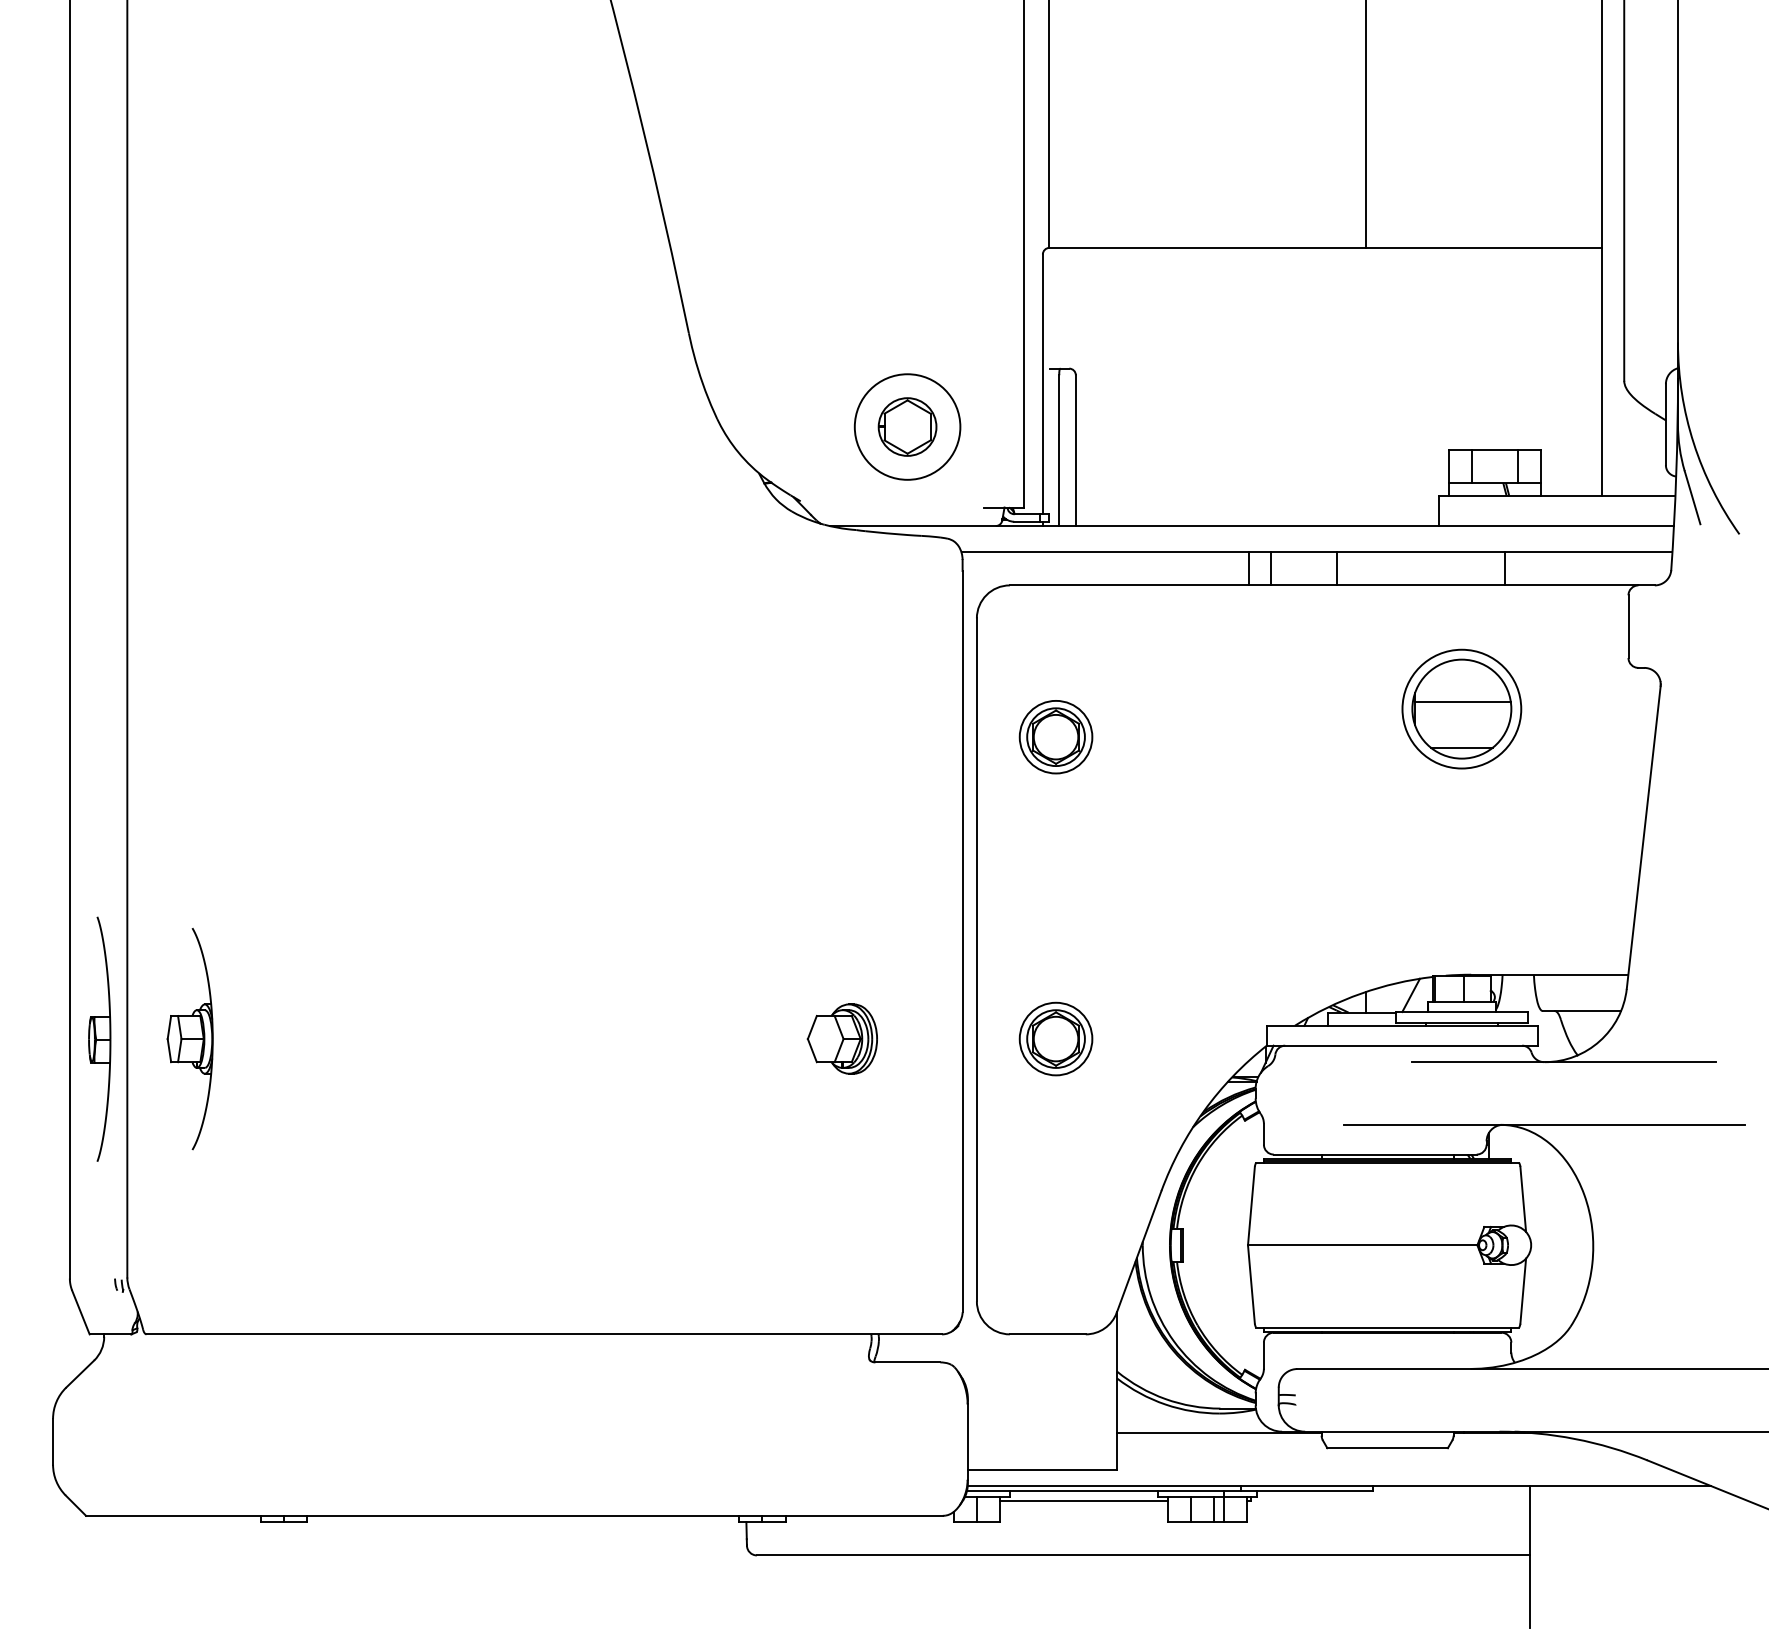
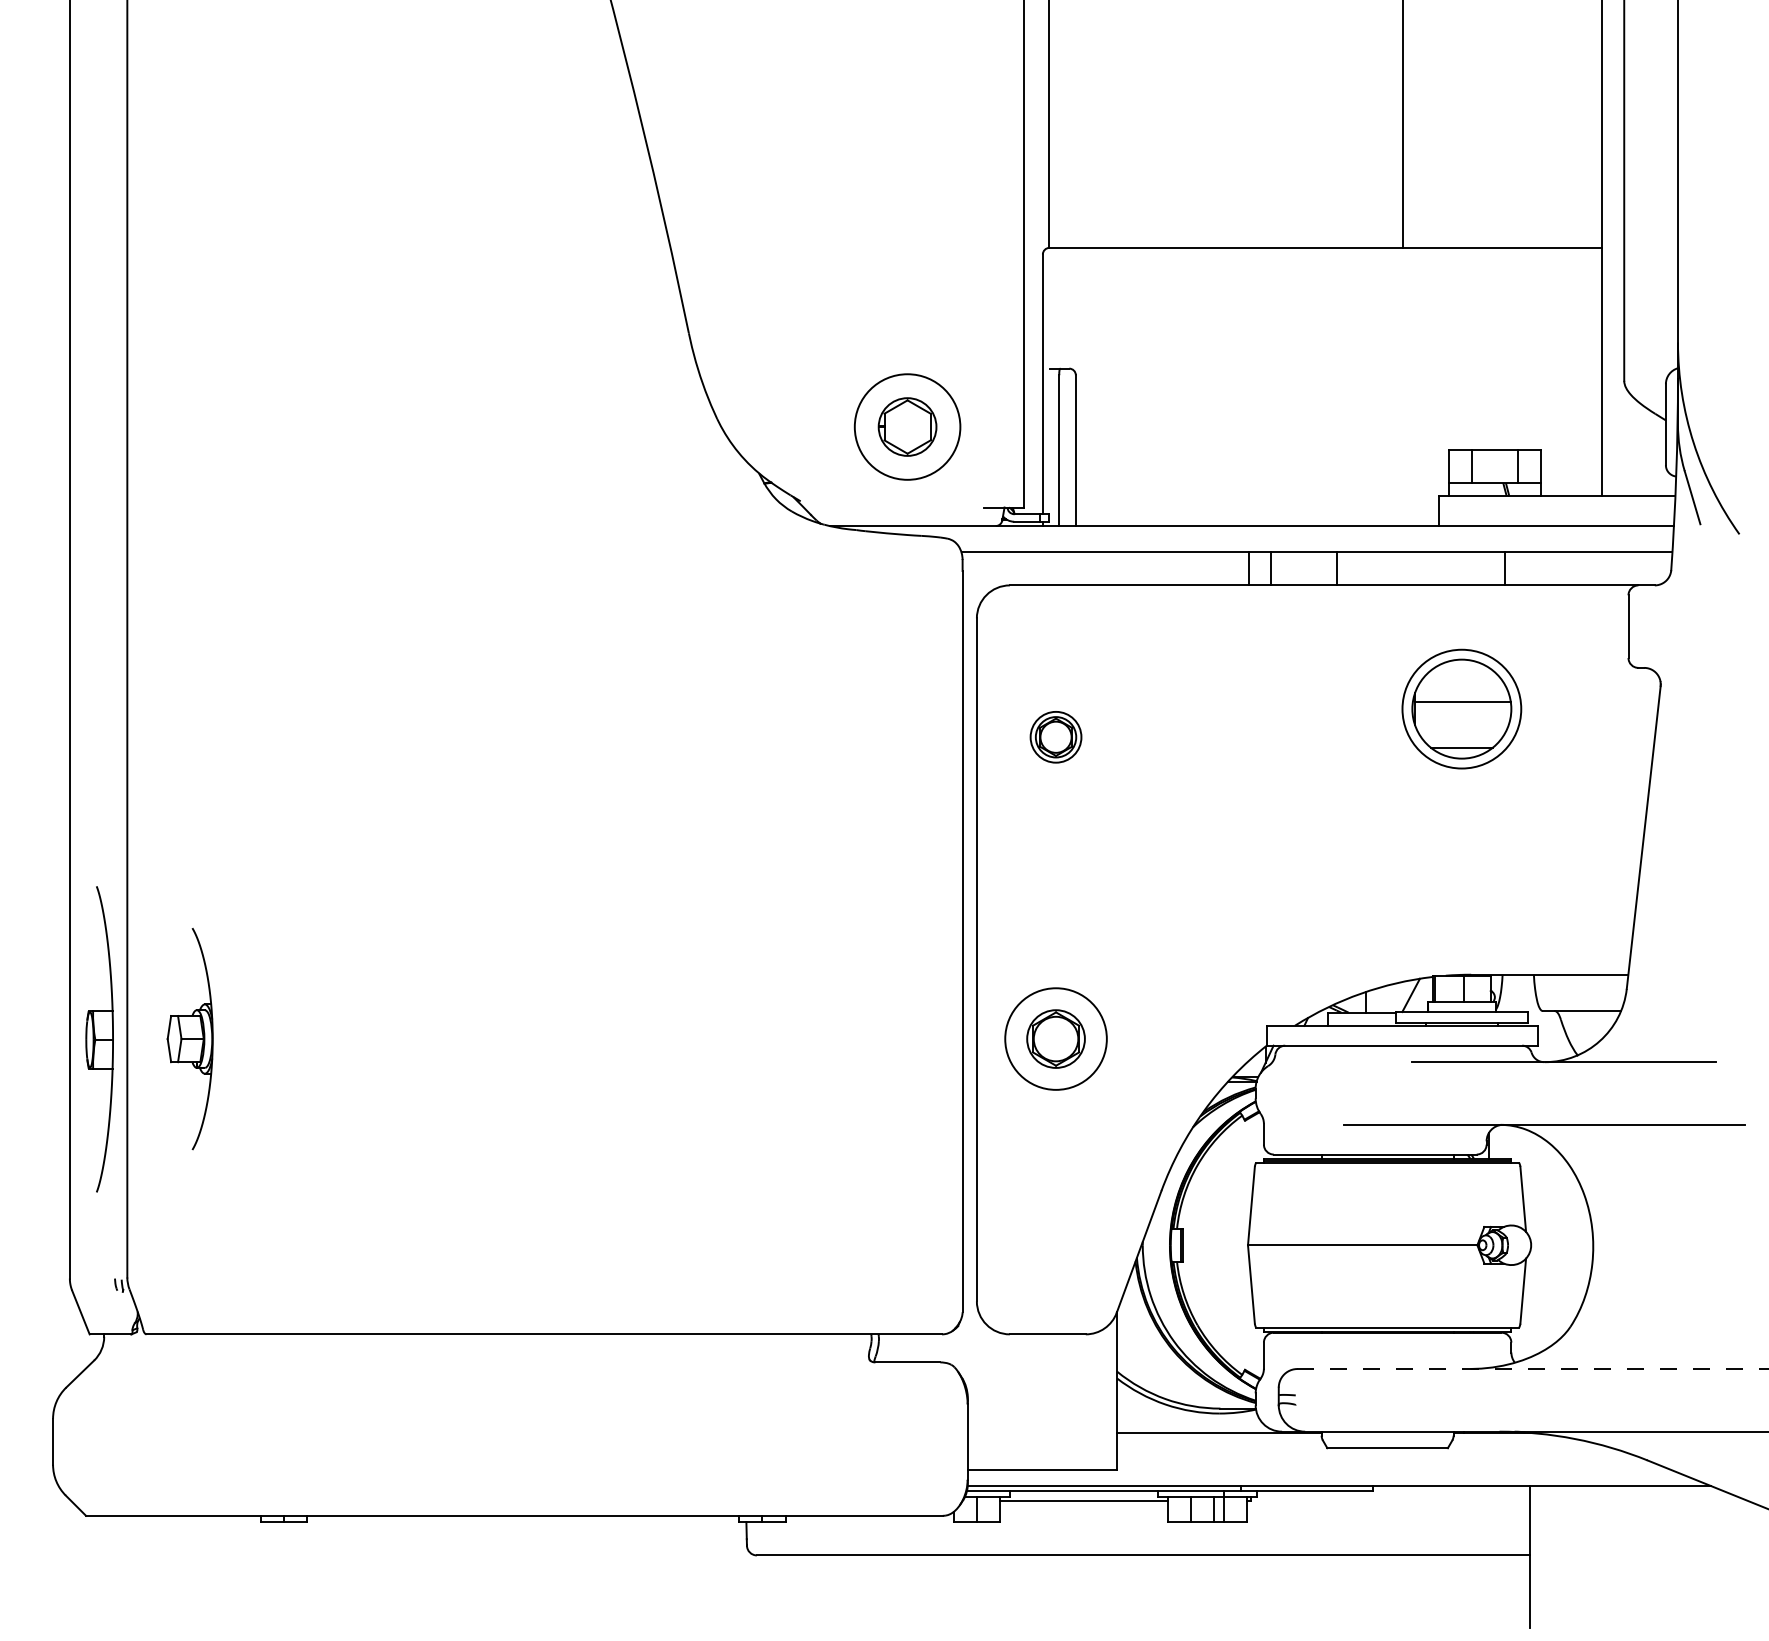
line position: (1366, 124) -> (1403, 124) (1403, 124)
part size: 76x75 px -> 54x53 px (1055, 737)
part size: 24x246 px -> 29x307 px (99, 1039)
part: present -> none (841, 1038)
circle diameter: 73 px -> 102 px (1055, 1038)
line: solid -> dashed (1533, 1369)
